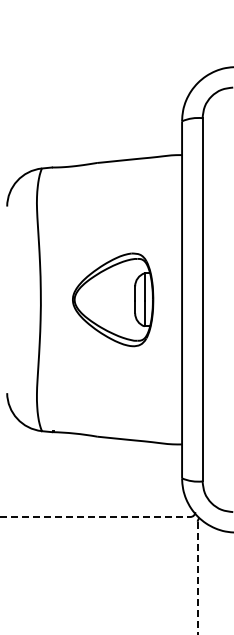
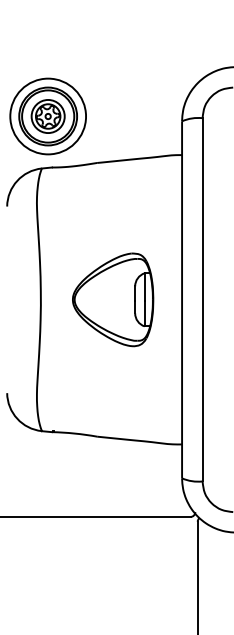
part: none -> present (47, 116)
line: dashed -> solid (95, 516)
line: dashed -> solid (197, 578)
